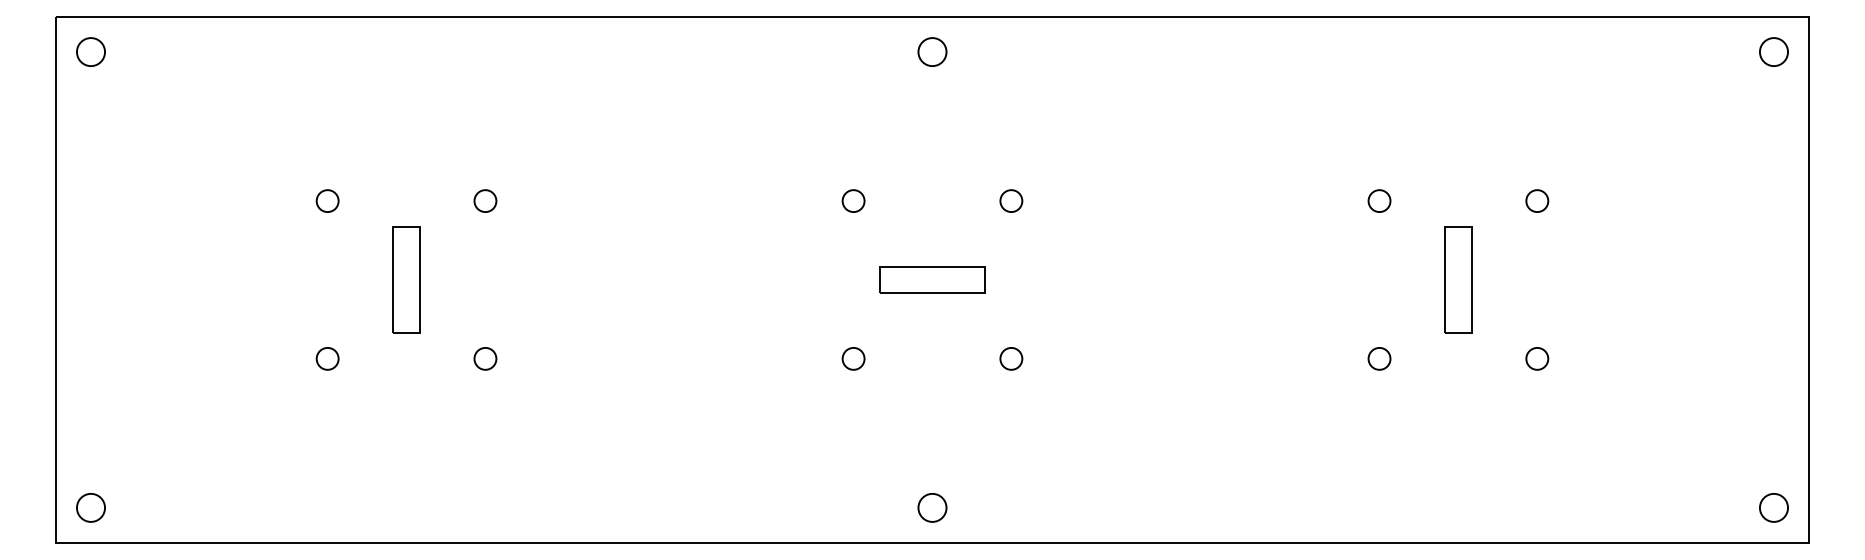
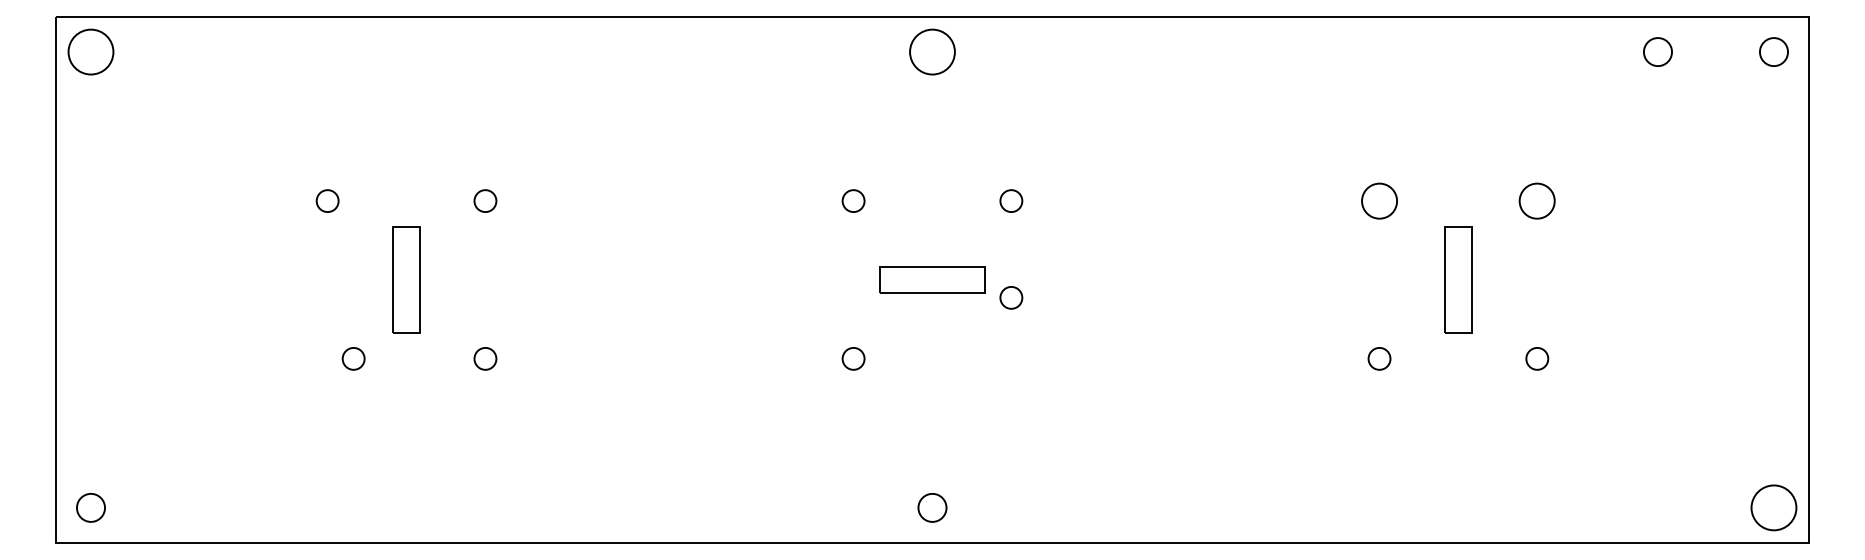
circle: none -> present (1657, 51)
circle diameter: 28 px -> 45 px (90, 51)
circle diameter: 28 px -> 45 px (932, 51)
circle size: 25x24 px -> 37x38 px (1379, 200)
circle size: 25x24 px -> 38x38 px (1536, 200)
circle position: (327, 358) -> (353, 358) (353, 358)
circle position: (1011, 358) -> (1011, 297) (1011, 297)
circle diameter: 28 px -> 45 px (1773, 507)
